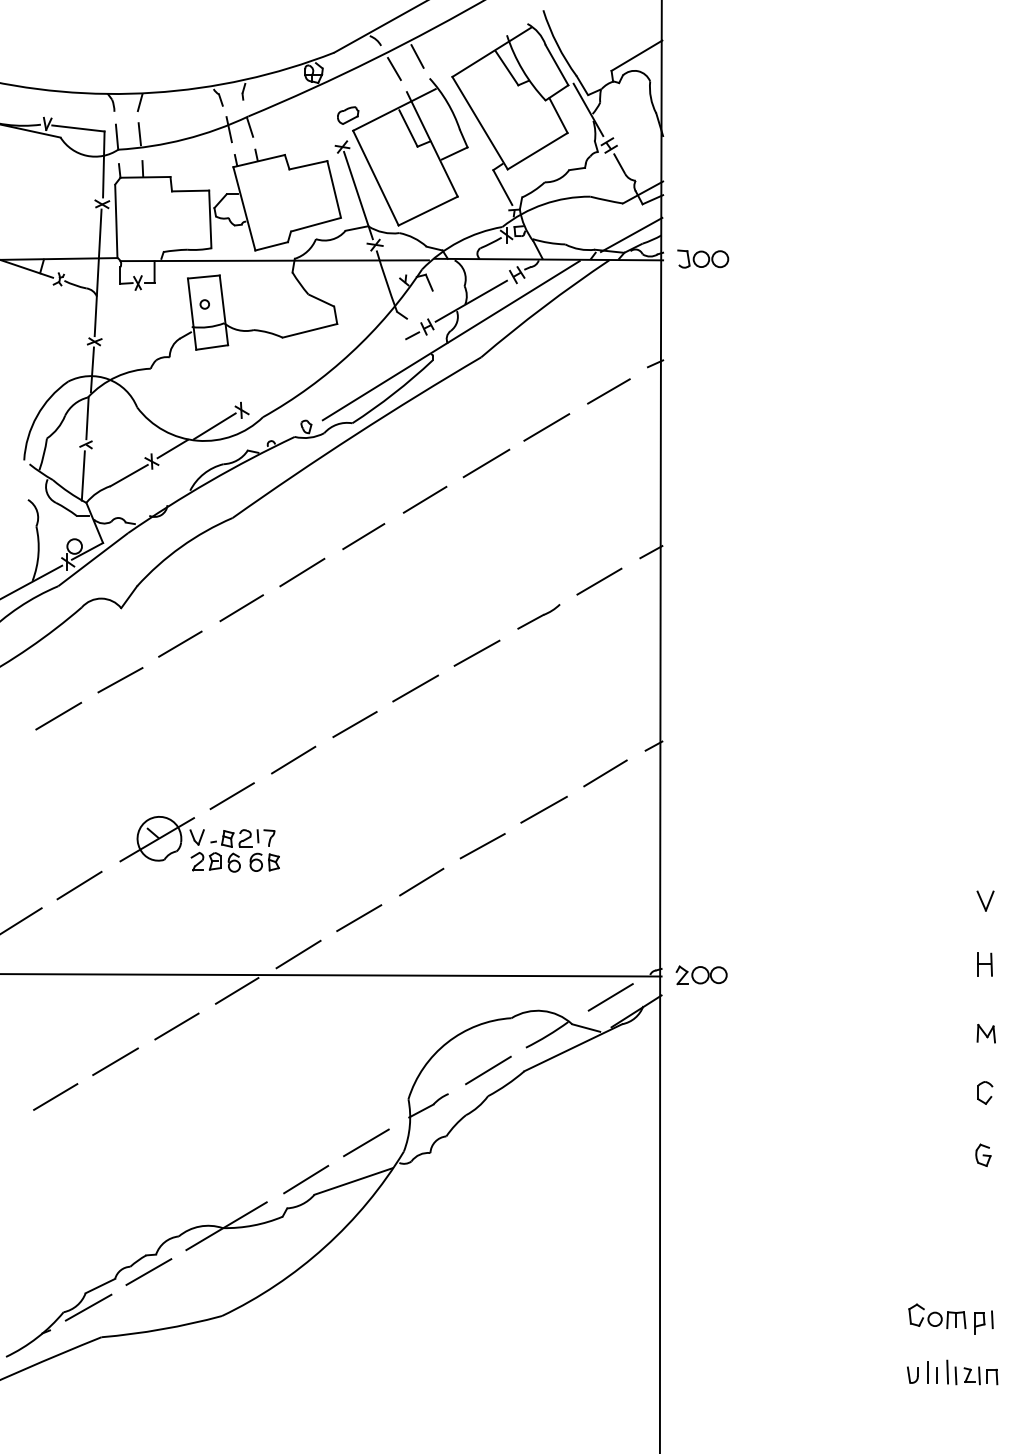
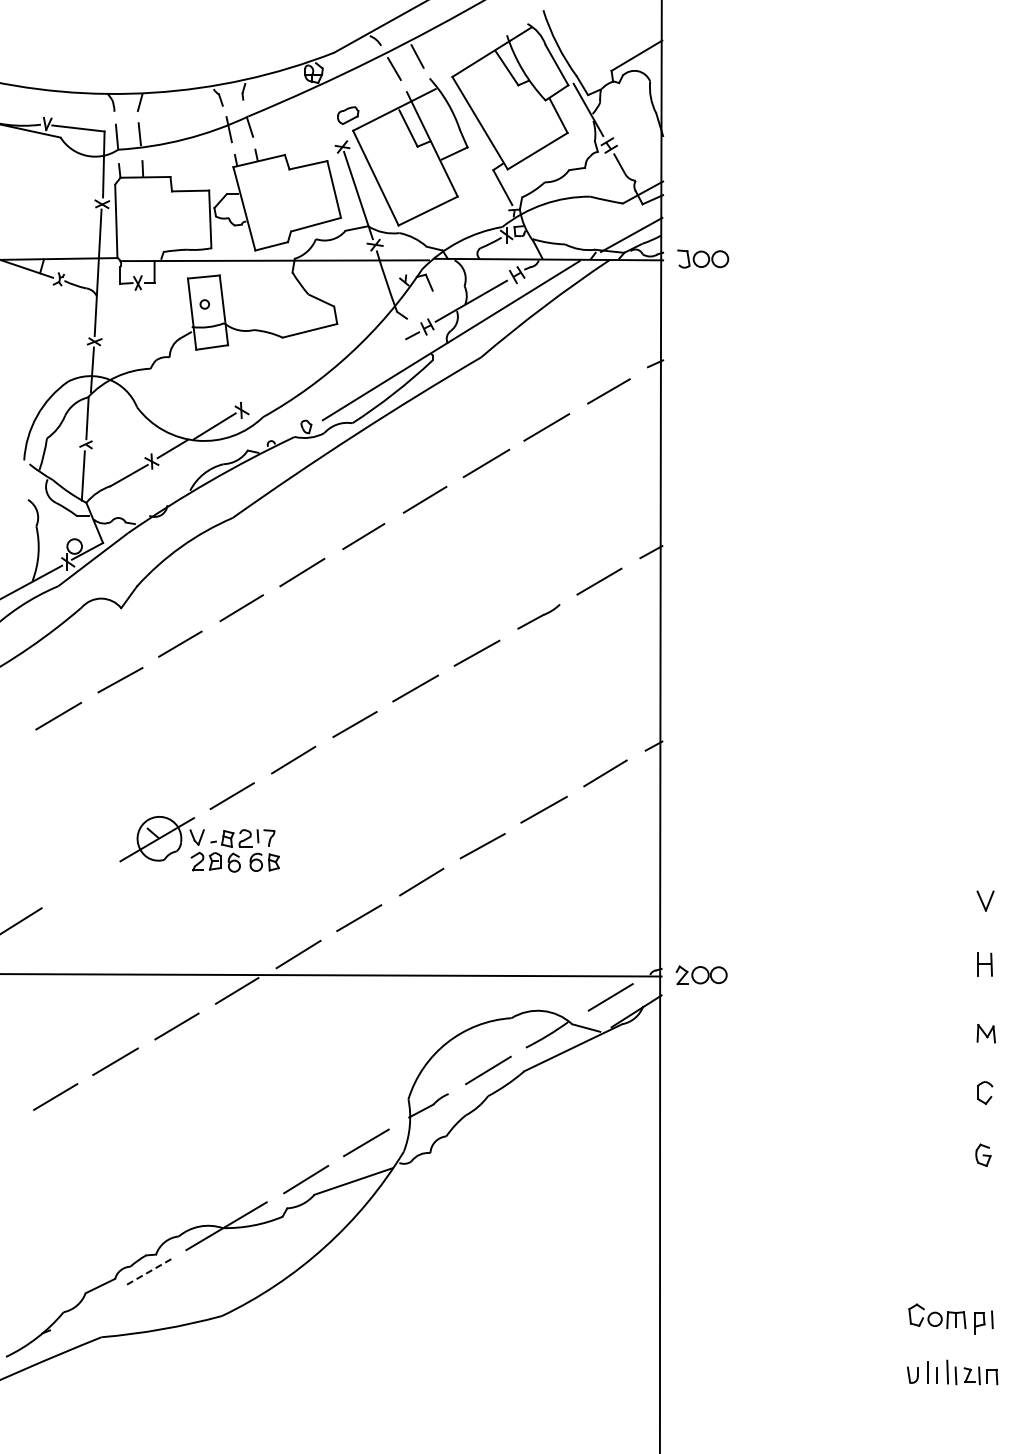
line: present -> none (79, 885)
line: solid -> dashed (148, 1272)
line: present -> none (88, 1307)
